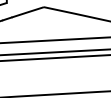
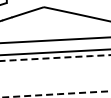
arc: solid -> dashed (54, 58)
arc: solid -> dashed (55, 94)
